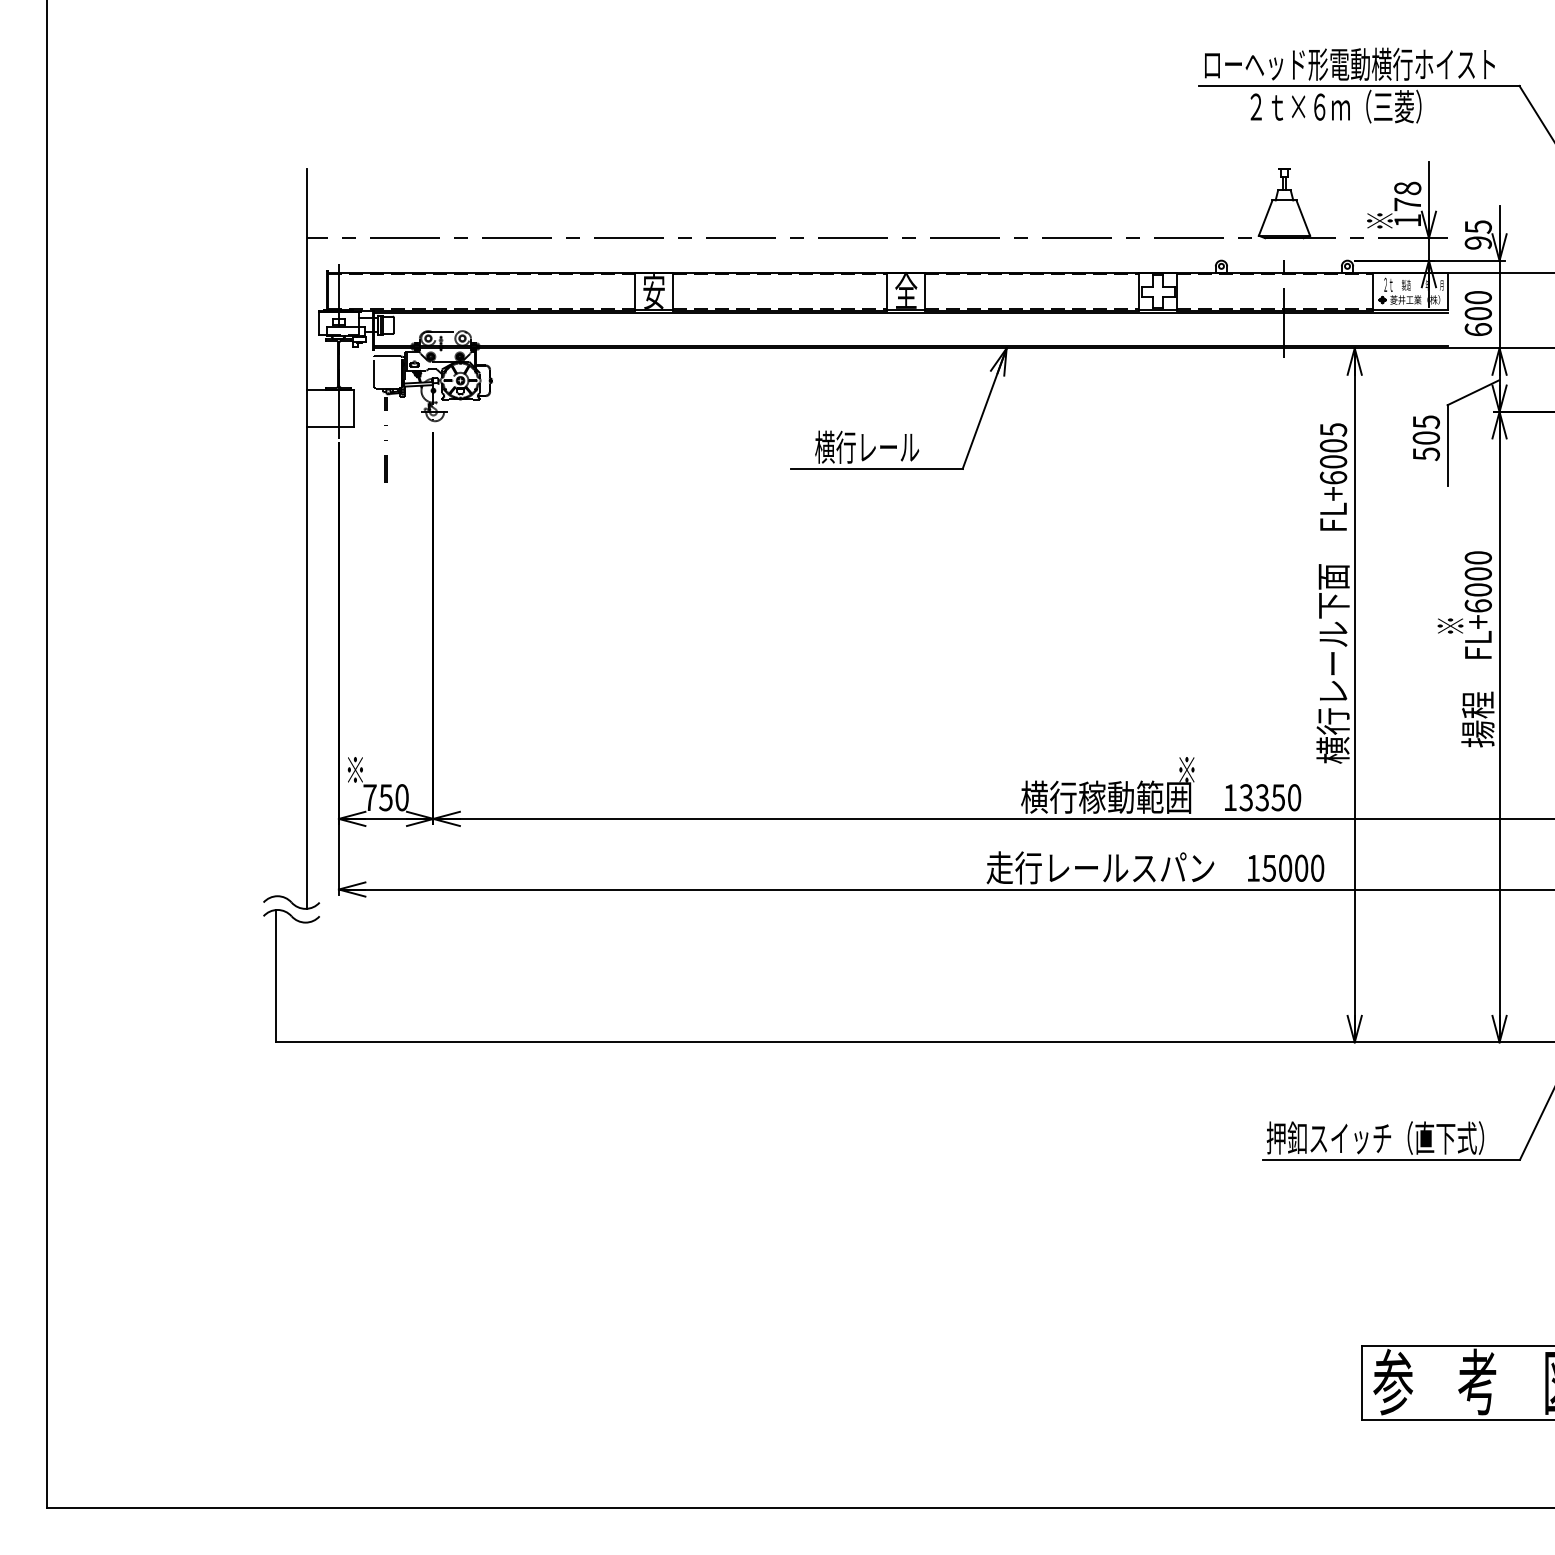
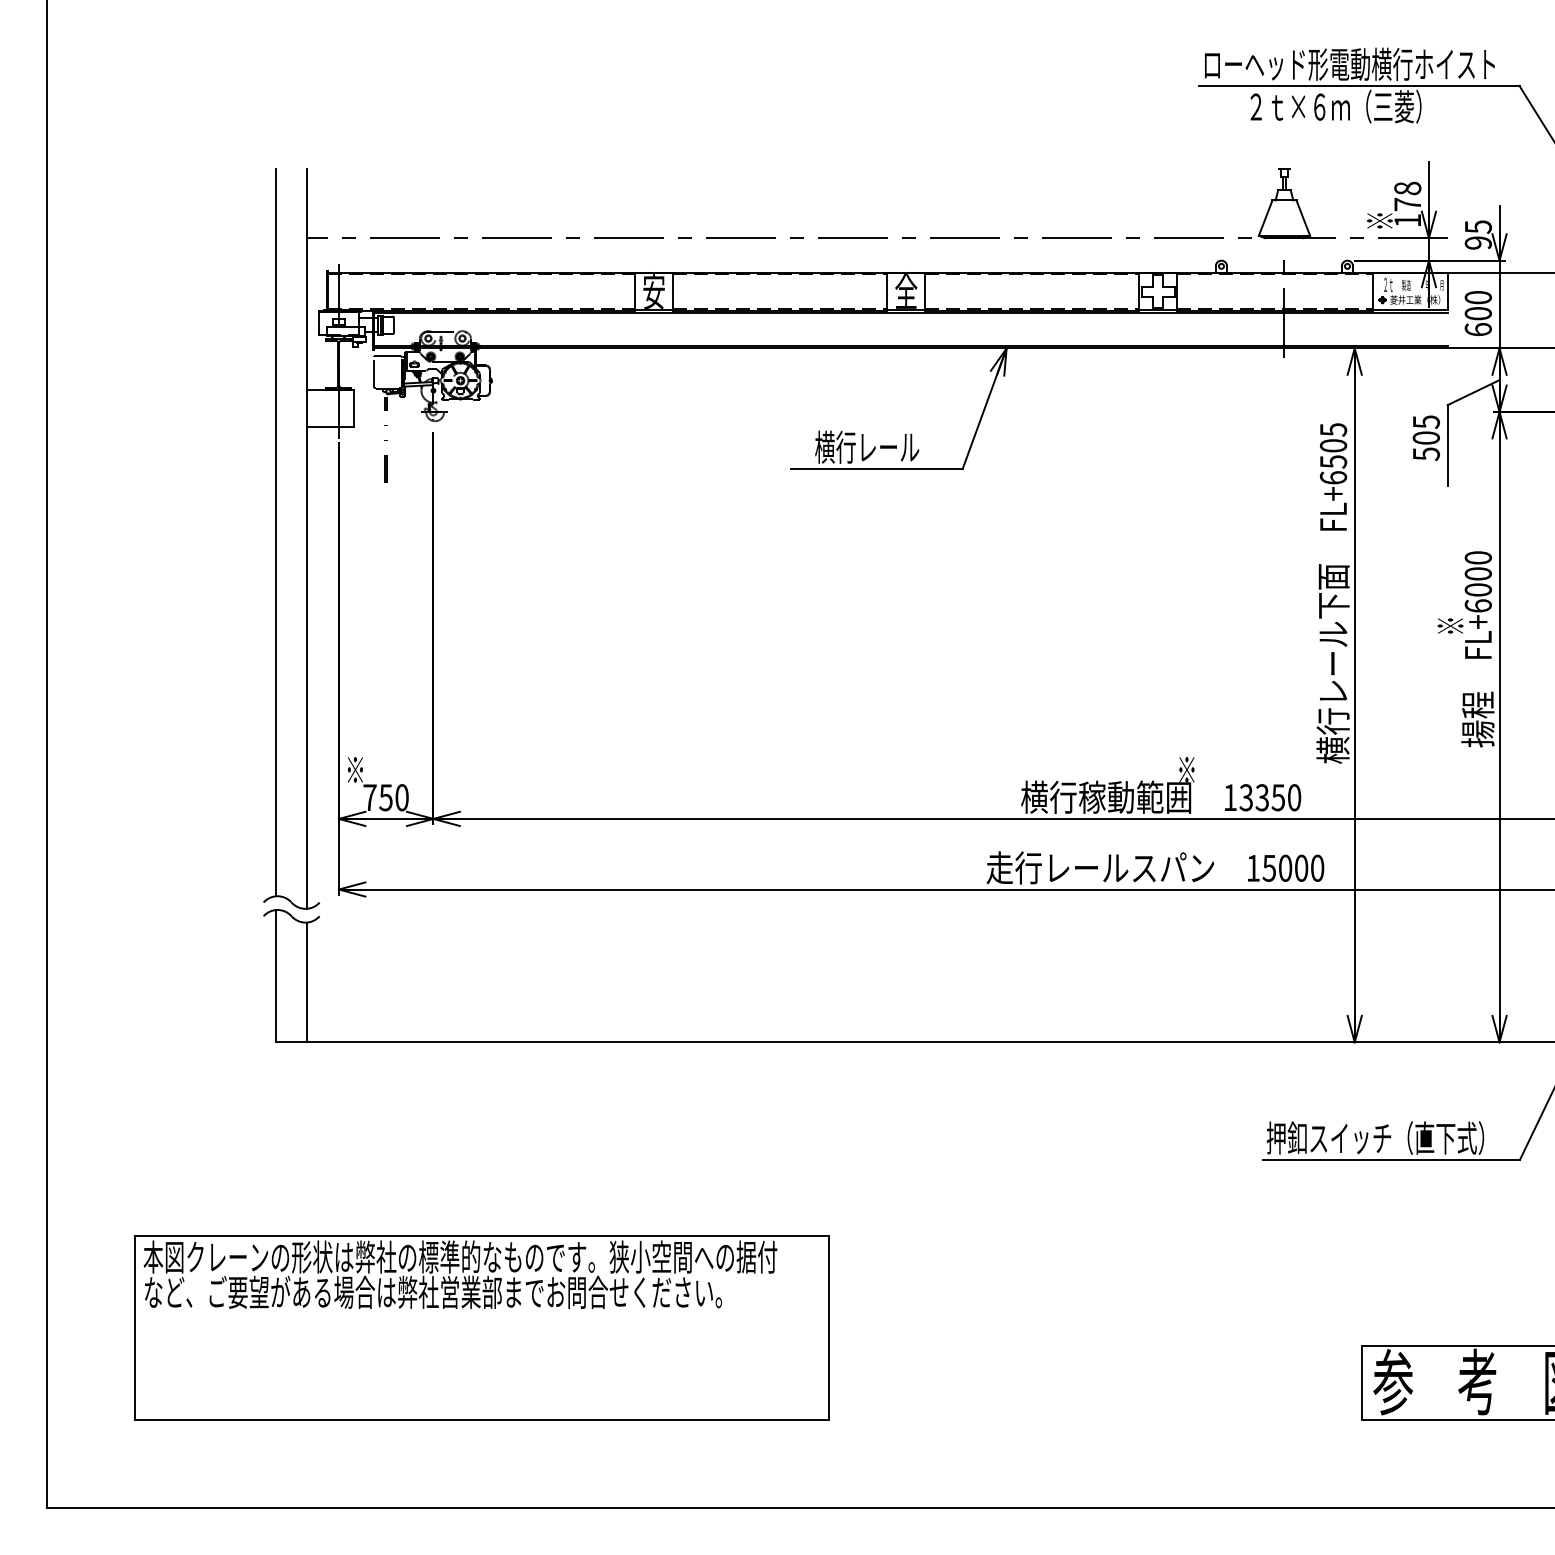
text: FL+6005 -> FL+6505 (1333, 461)
line: none -> present (275, 532)
line: none -> present (307, 982)
part: none -> present (481, 1327)
